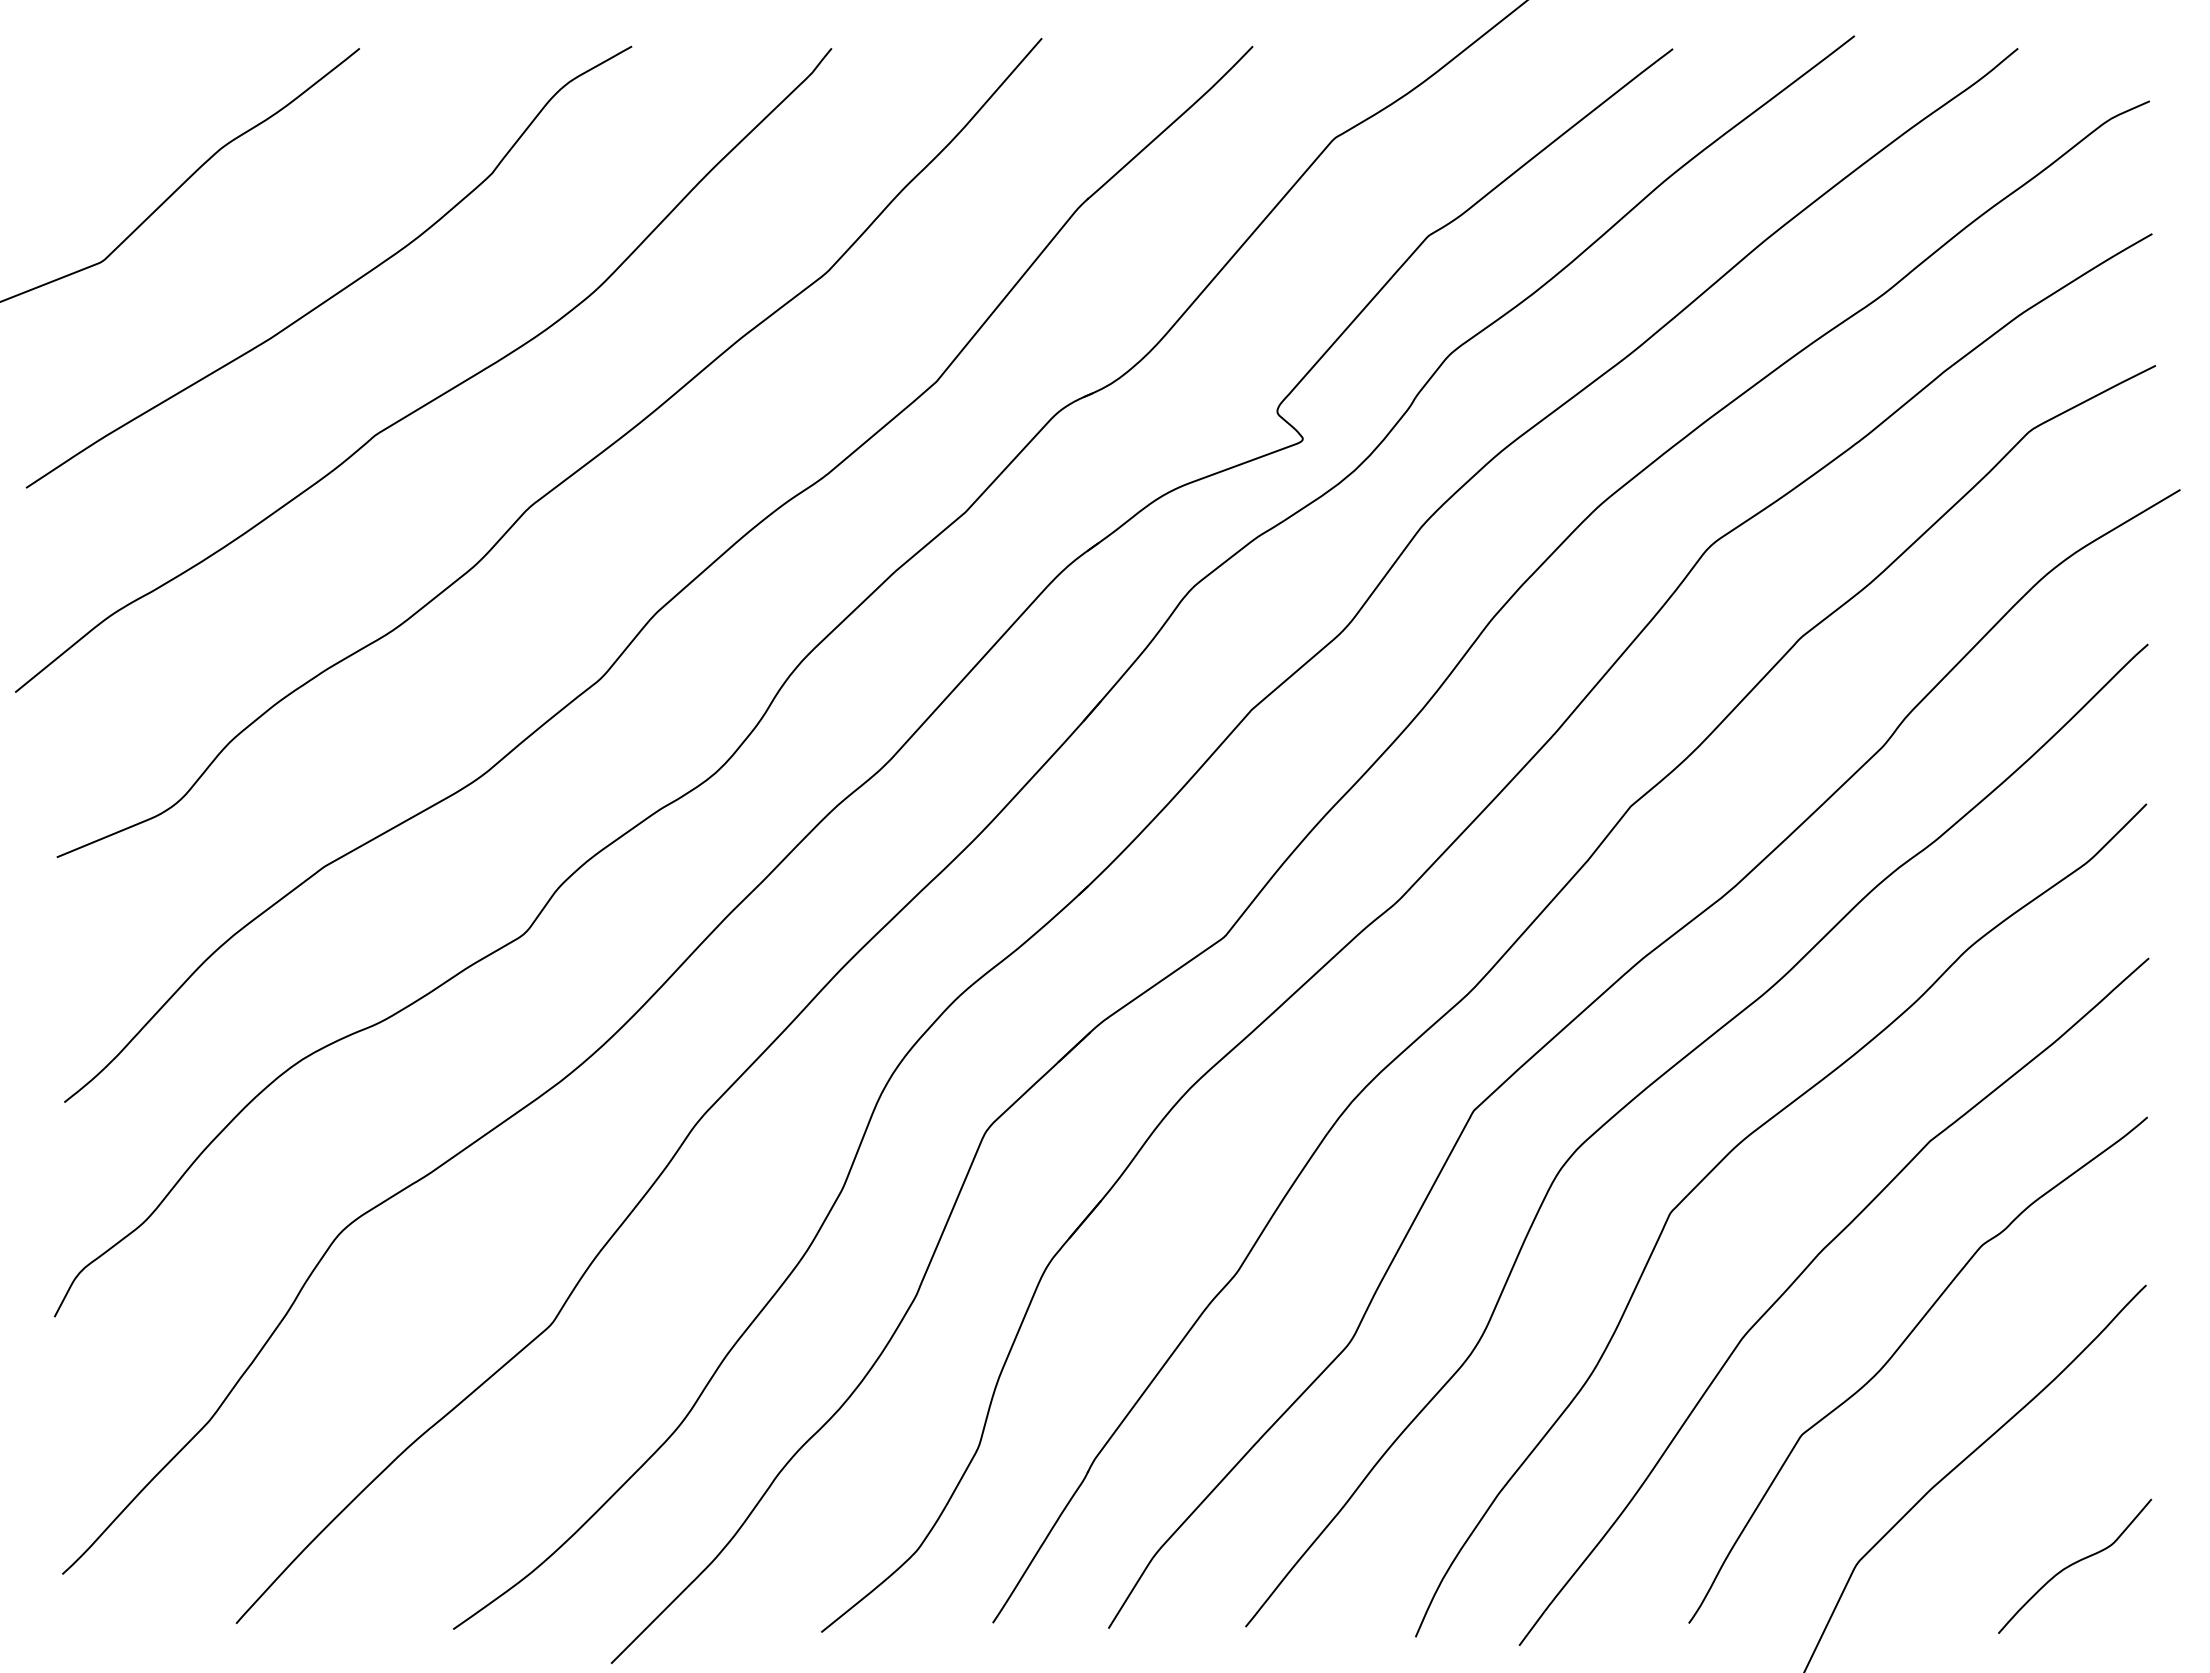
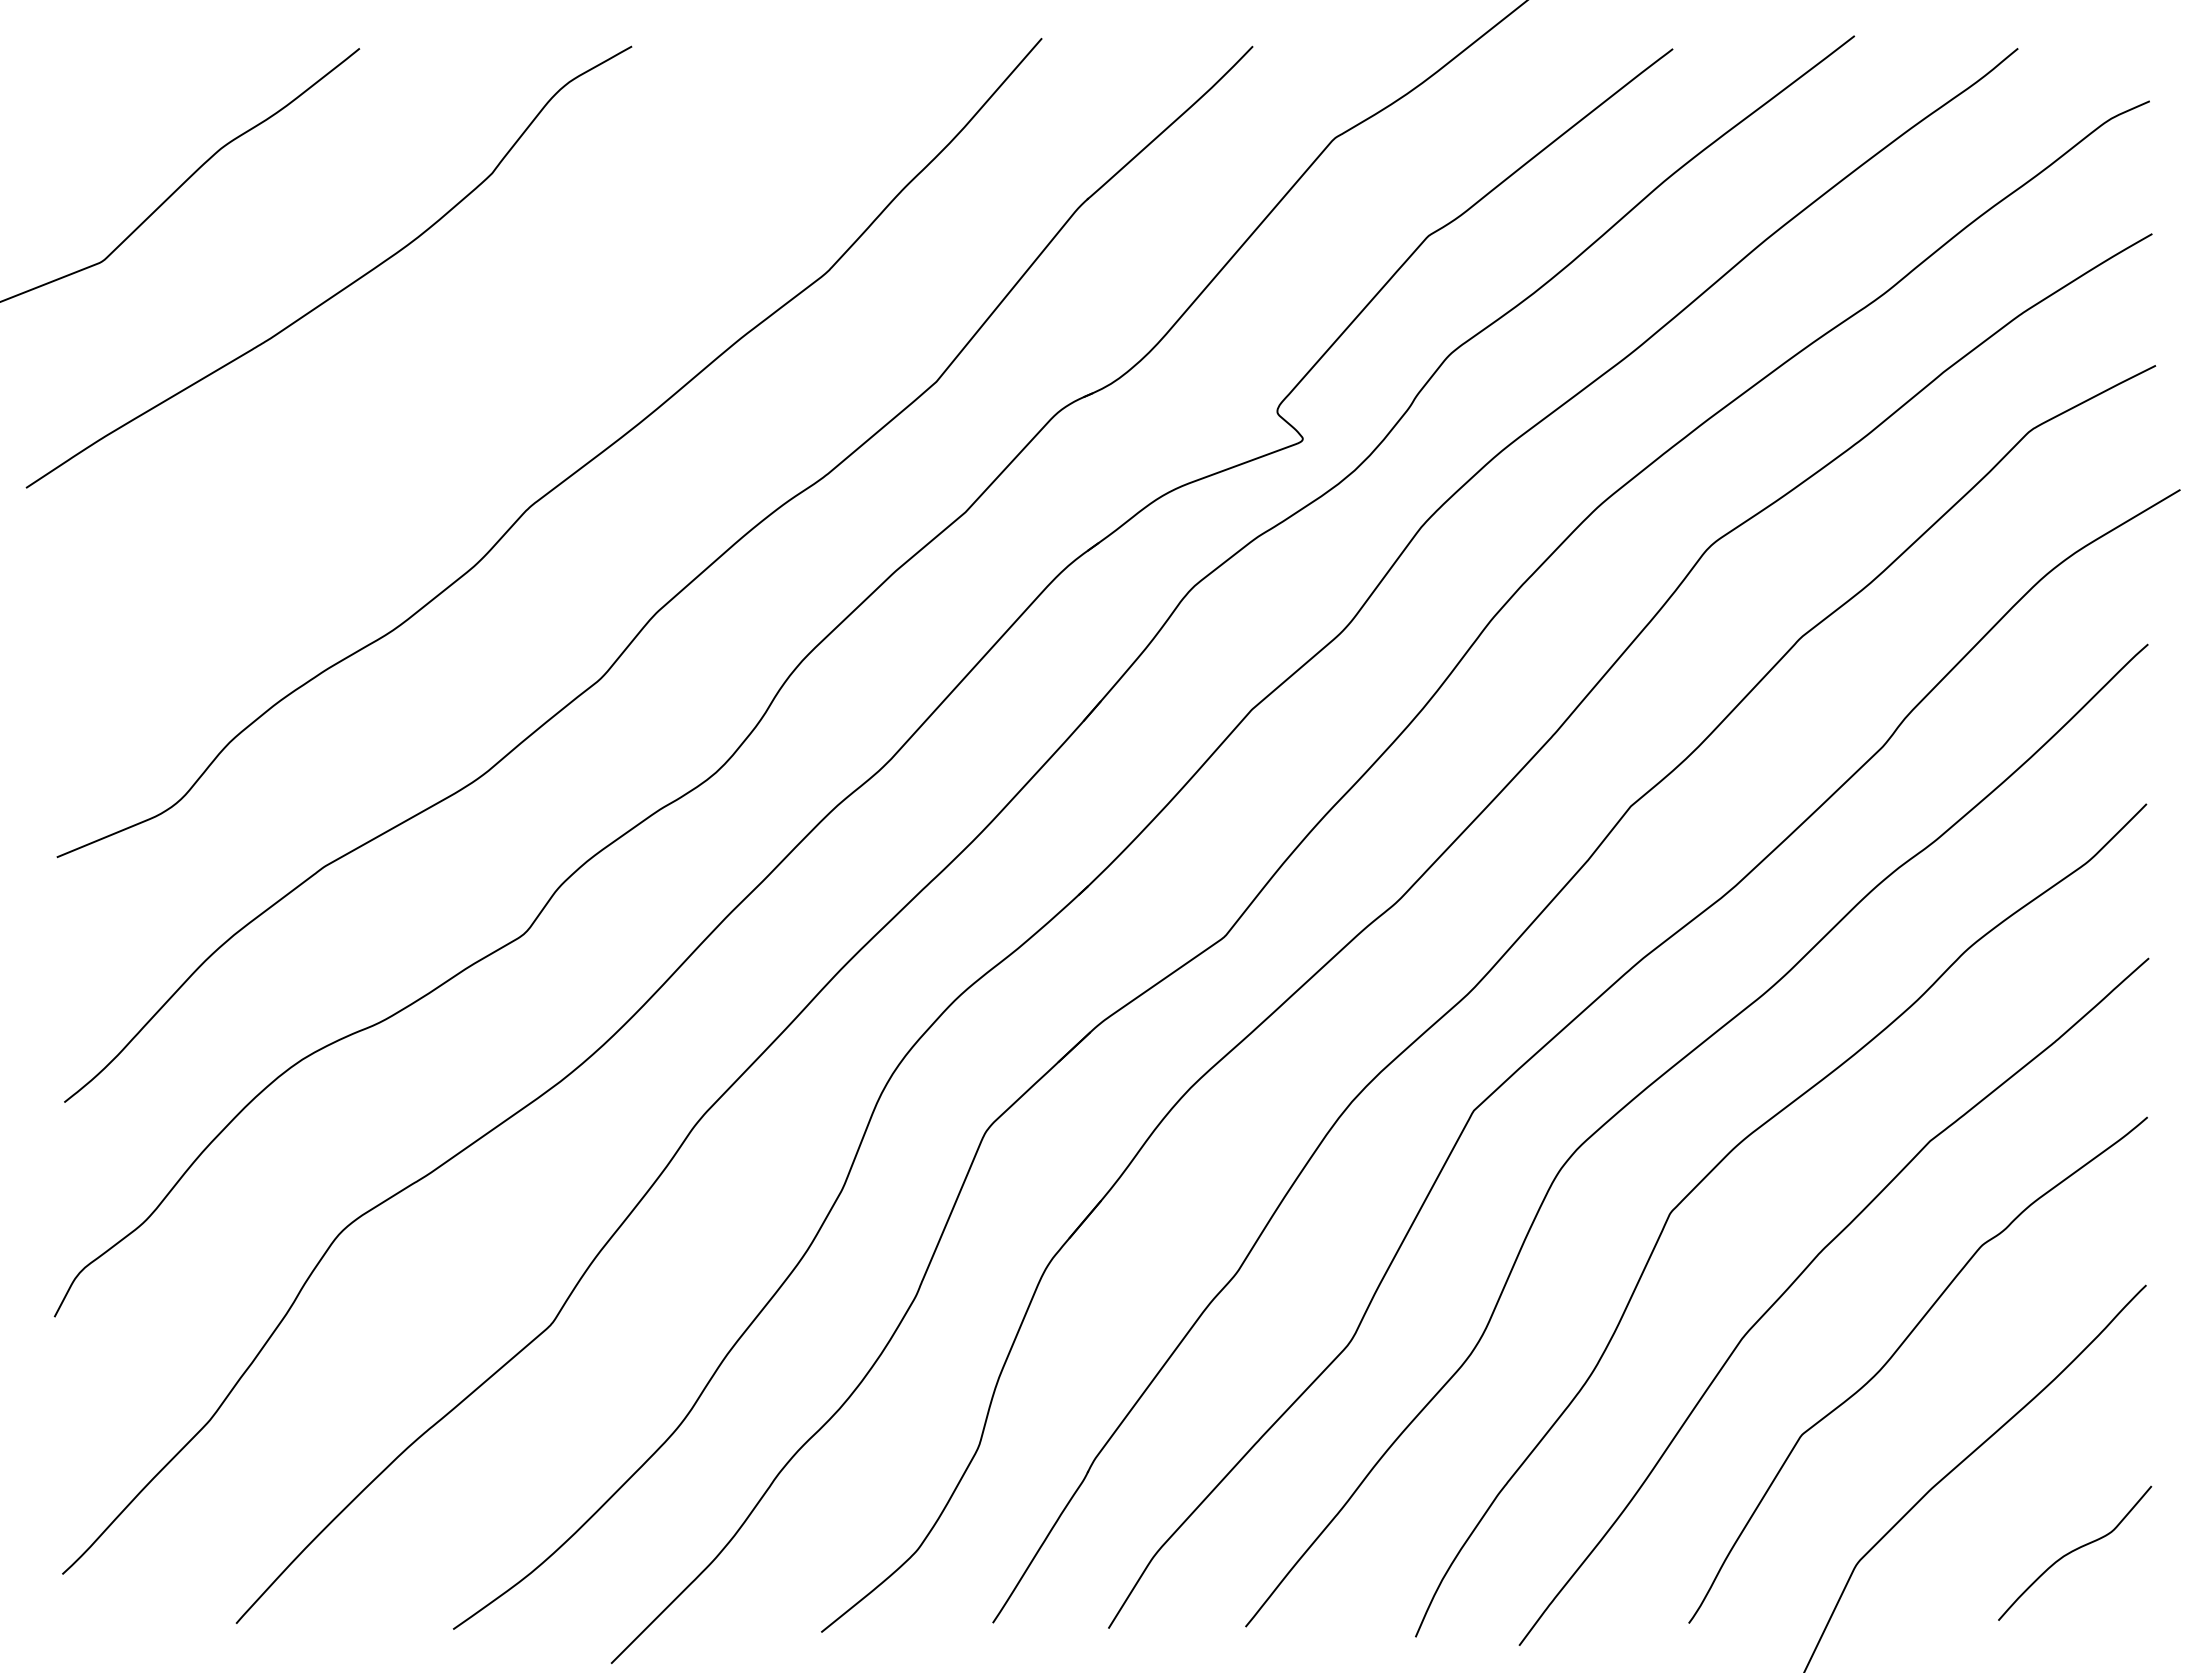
curve: present -> none (440, 394)
curve position: (2074, 1564) -> (2074, 1551) (2074, 1551)
